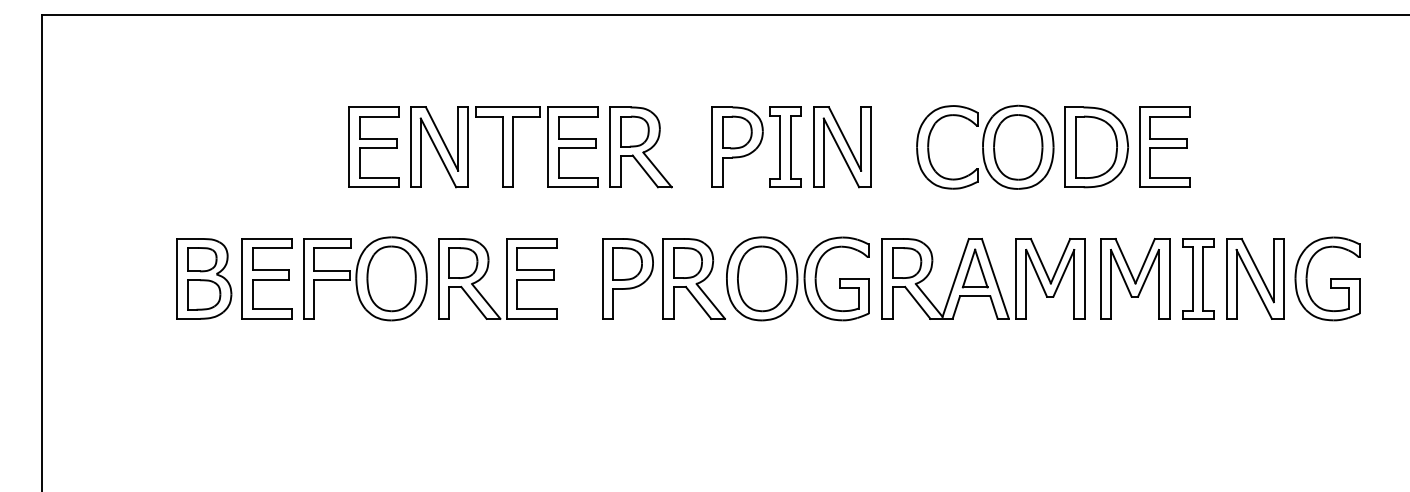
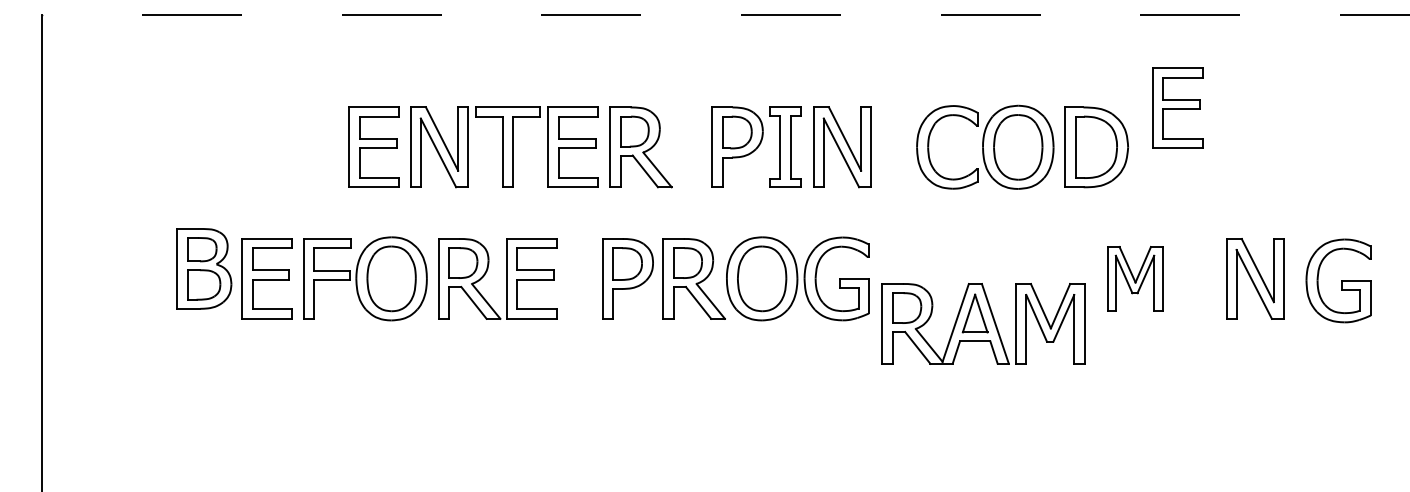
line: solid -> dashed (725, 14)
part position: (1164, 146) -> (1177, 107) (1177, 107)
part position: (204, 278) -> (204, 268) (204, 268)
part position: (983, 278) -> (983, 323) (983, 323)
part size: 71x82 px -> 57x66 px (1135, 278)
part: present -> none (1198, 278)
part position: (1327, 278) -> (1338, 280) (1338, 280)
